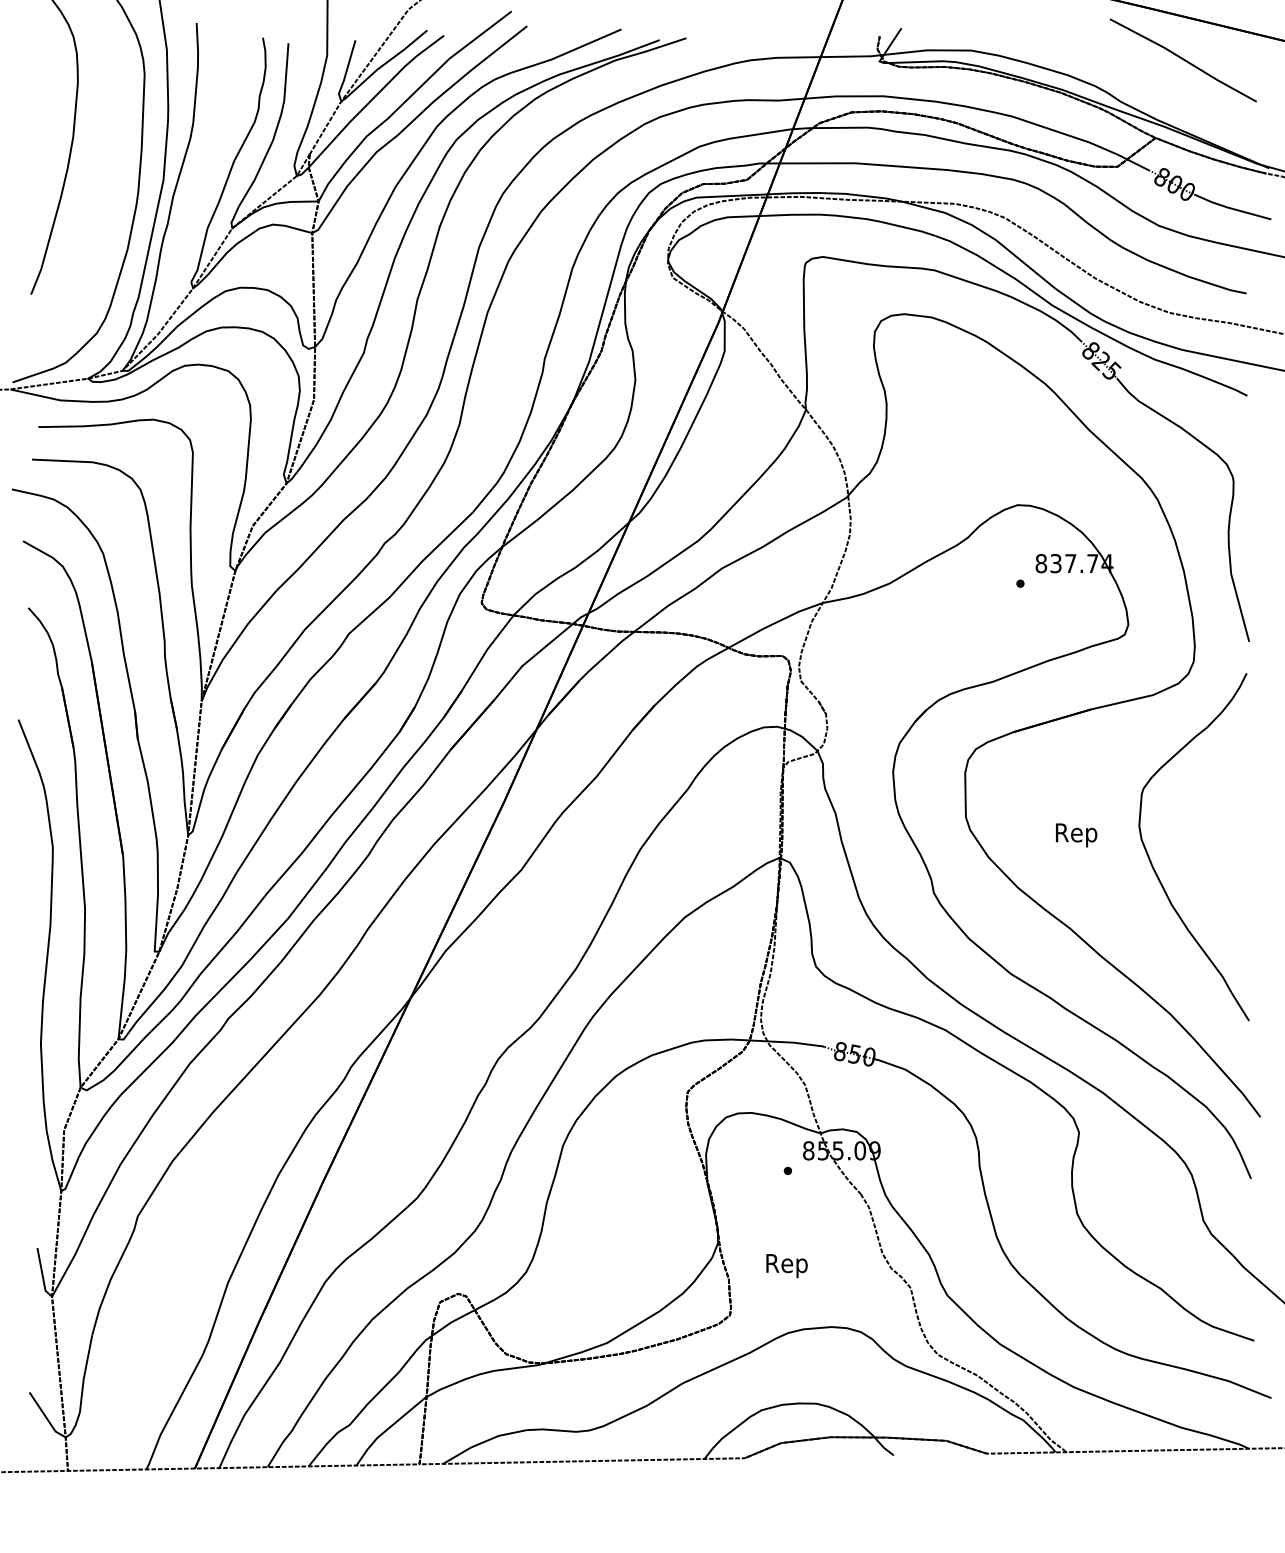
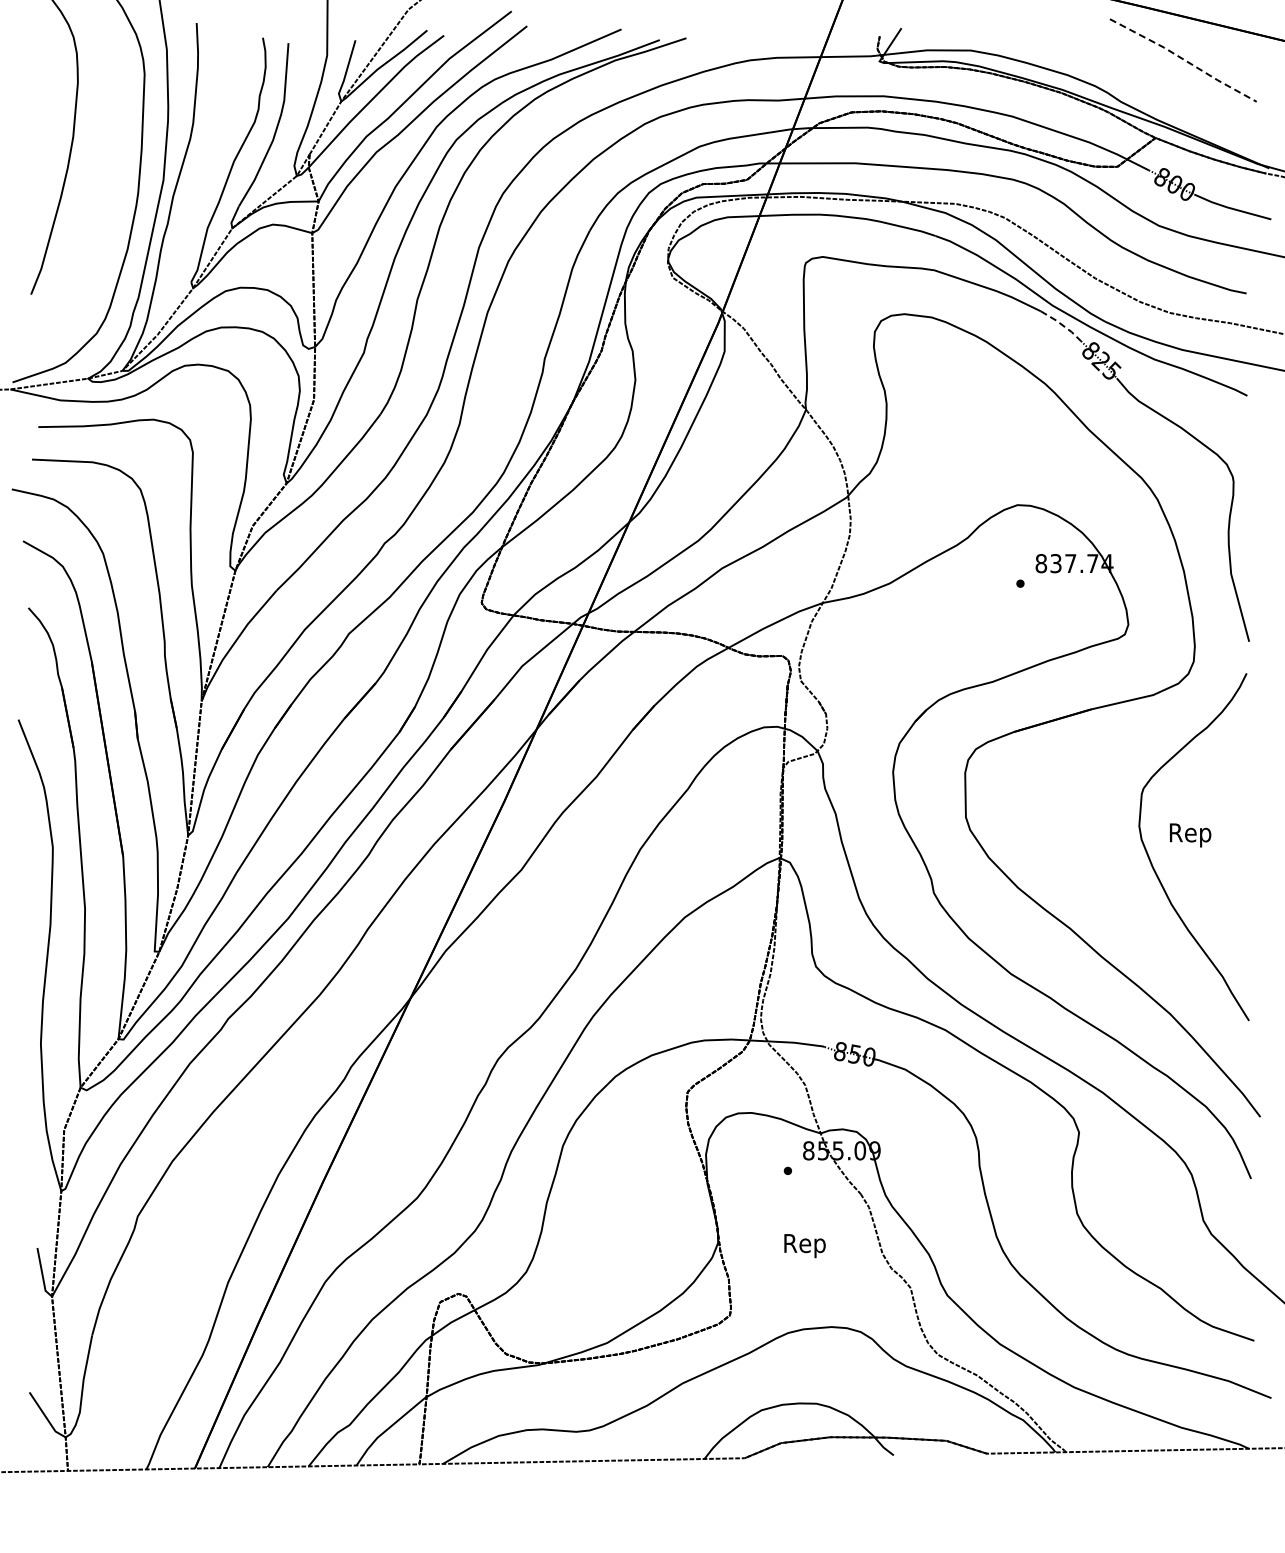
line: solid -> dashed (1184, 59)
line: solid -> dashed (1062, 325)
text position: (1076, 835) -> (1190, 835) (1190, 835)
text position: (786, 1266) -> (804, 1246) (804, 1246)
